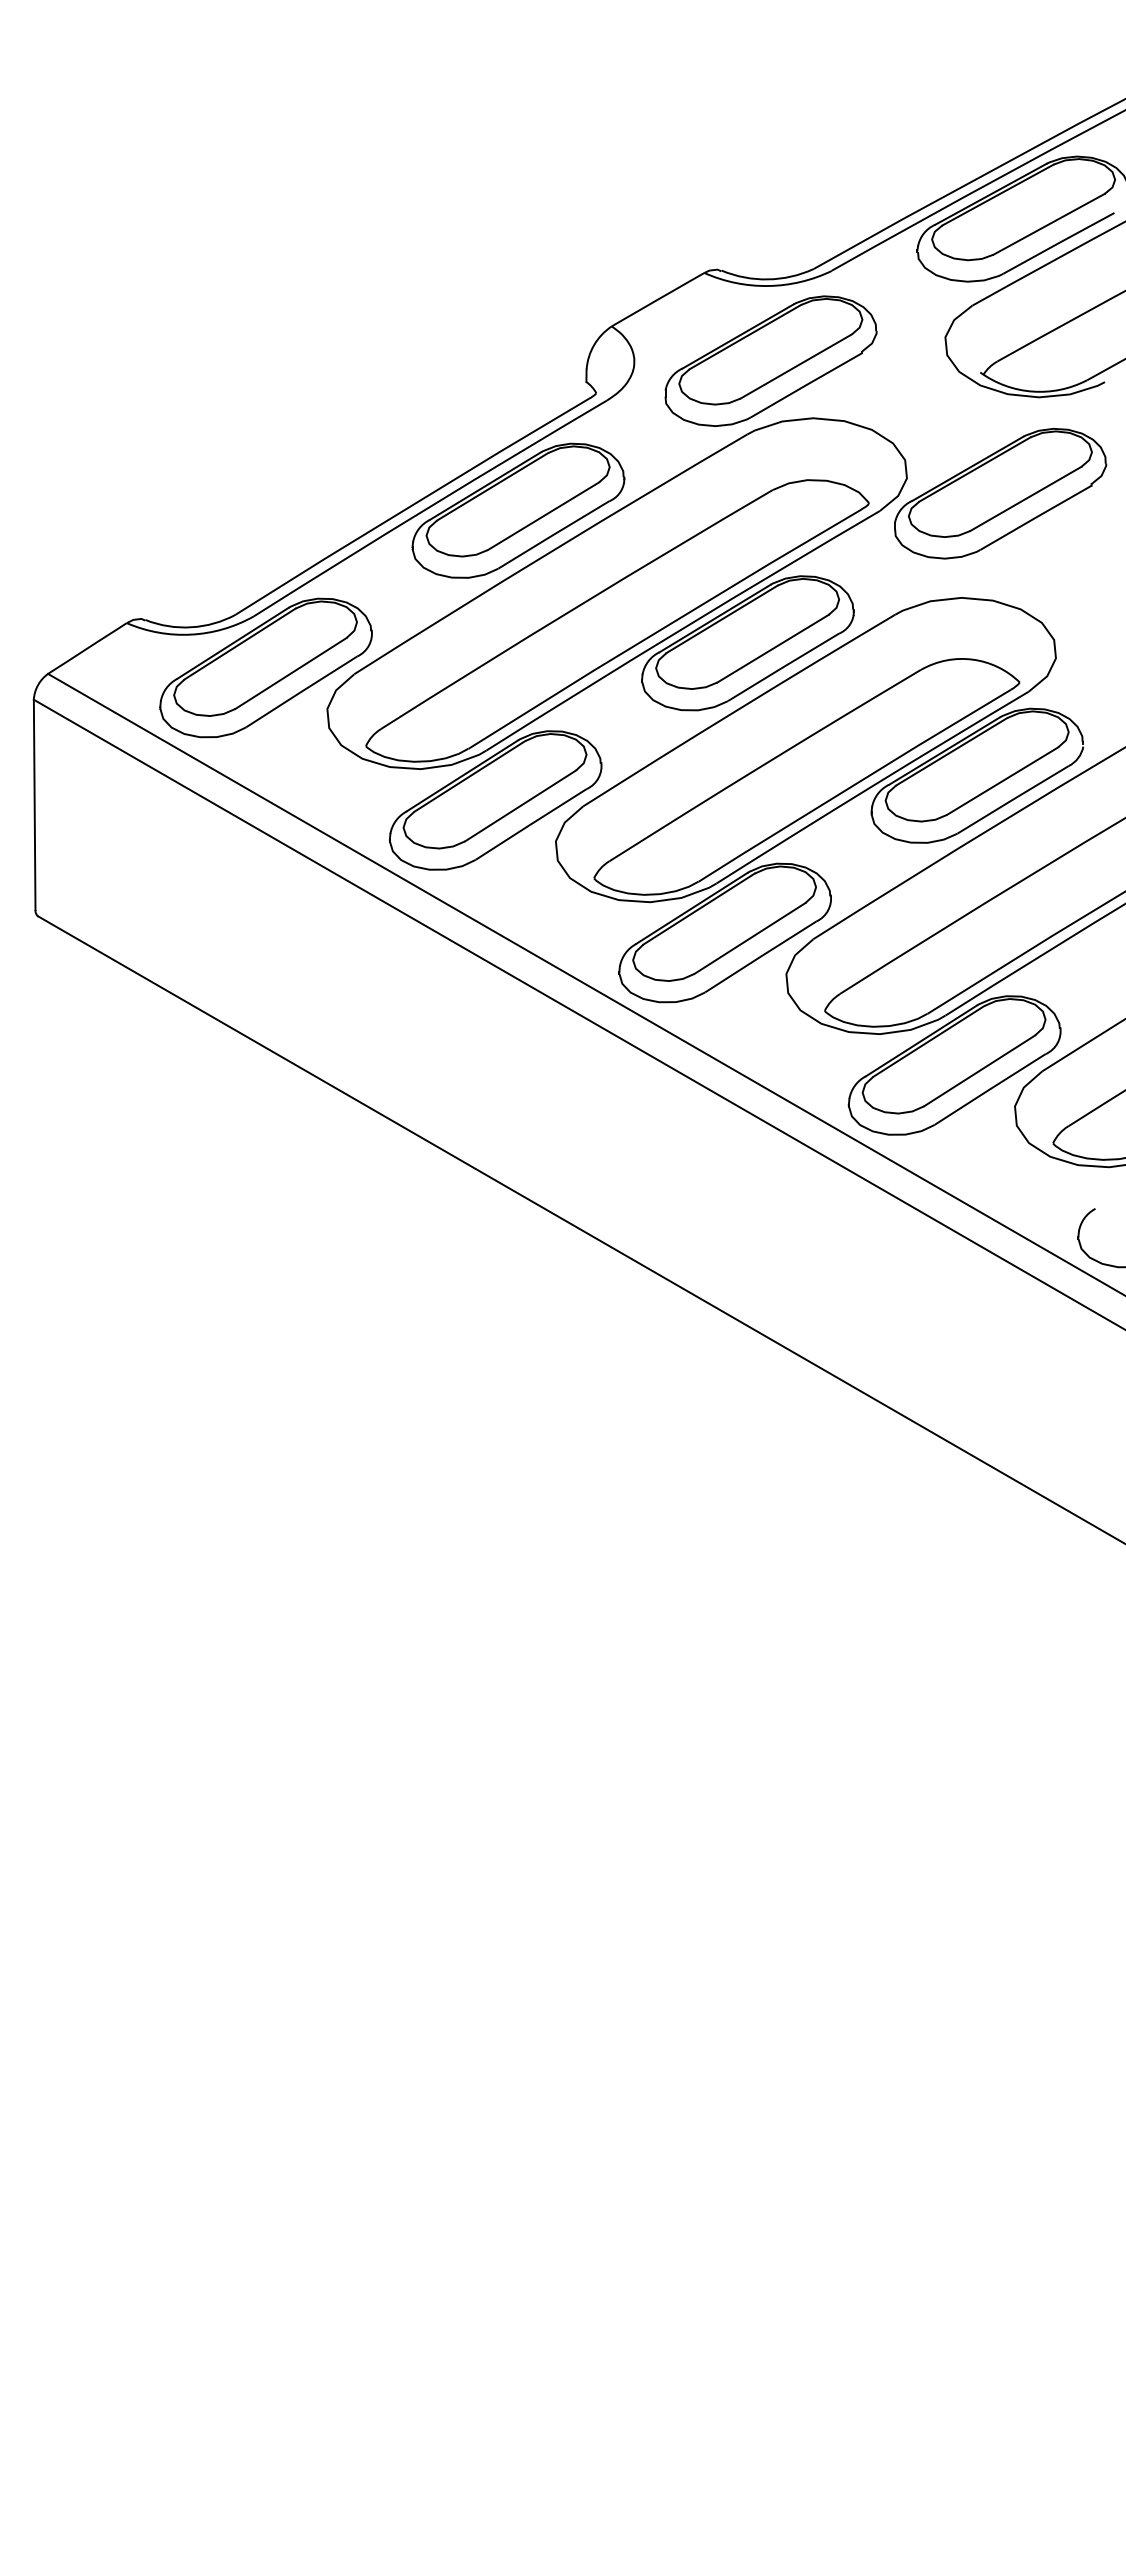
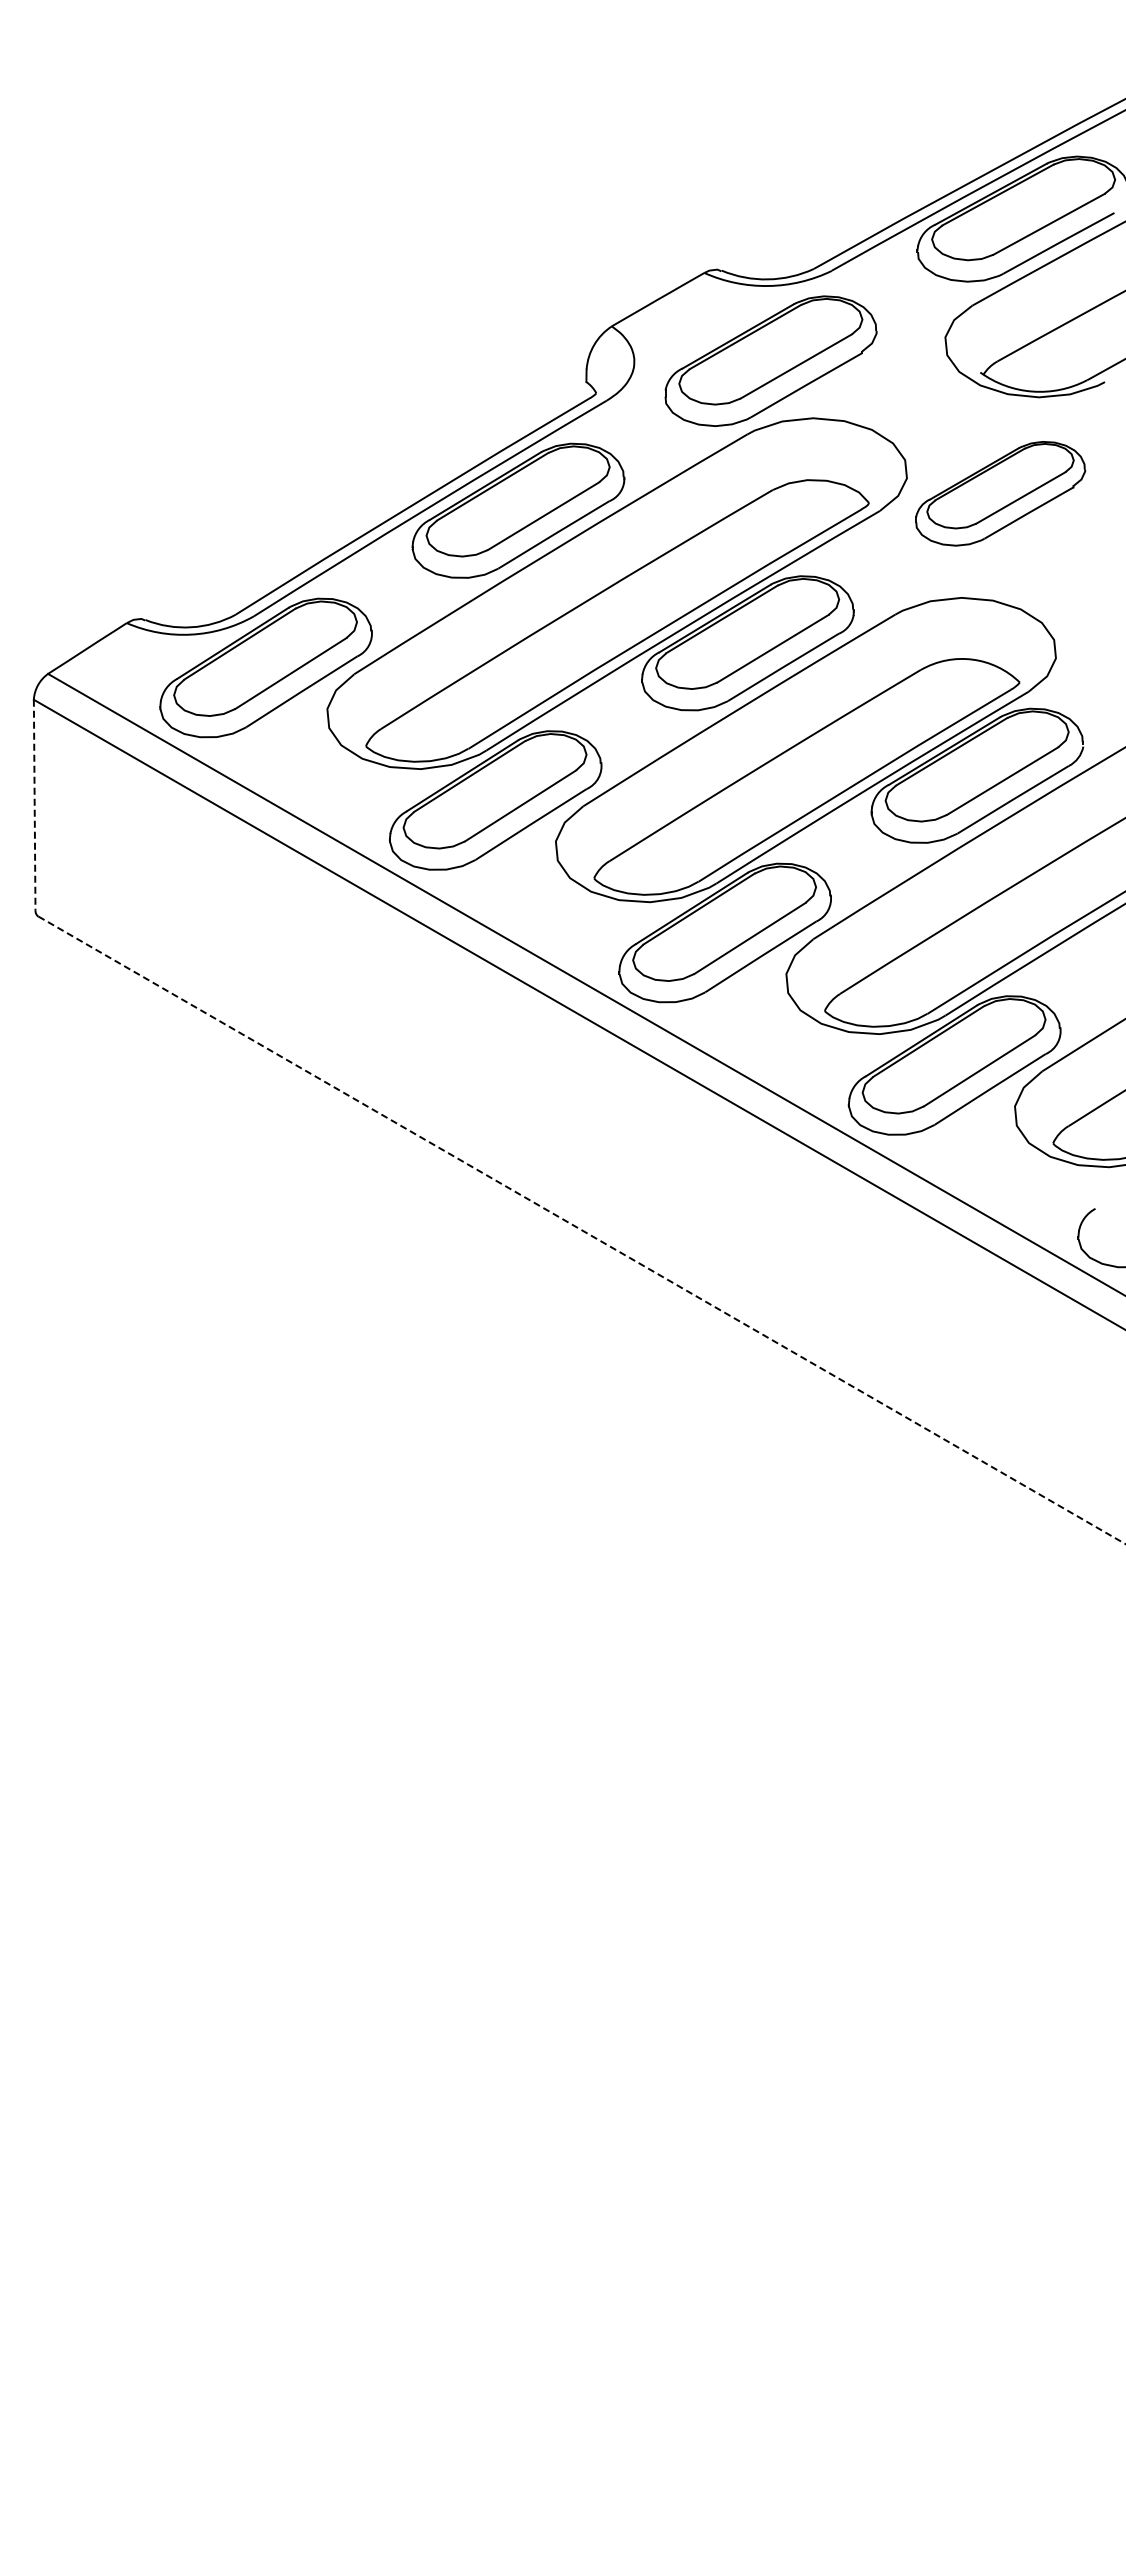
part size: 214x132 px -> 172x106 px (1000, 493)
line: solid -> dashed (34, 805)
line: solid -> dashed (582, 1230)
